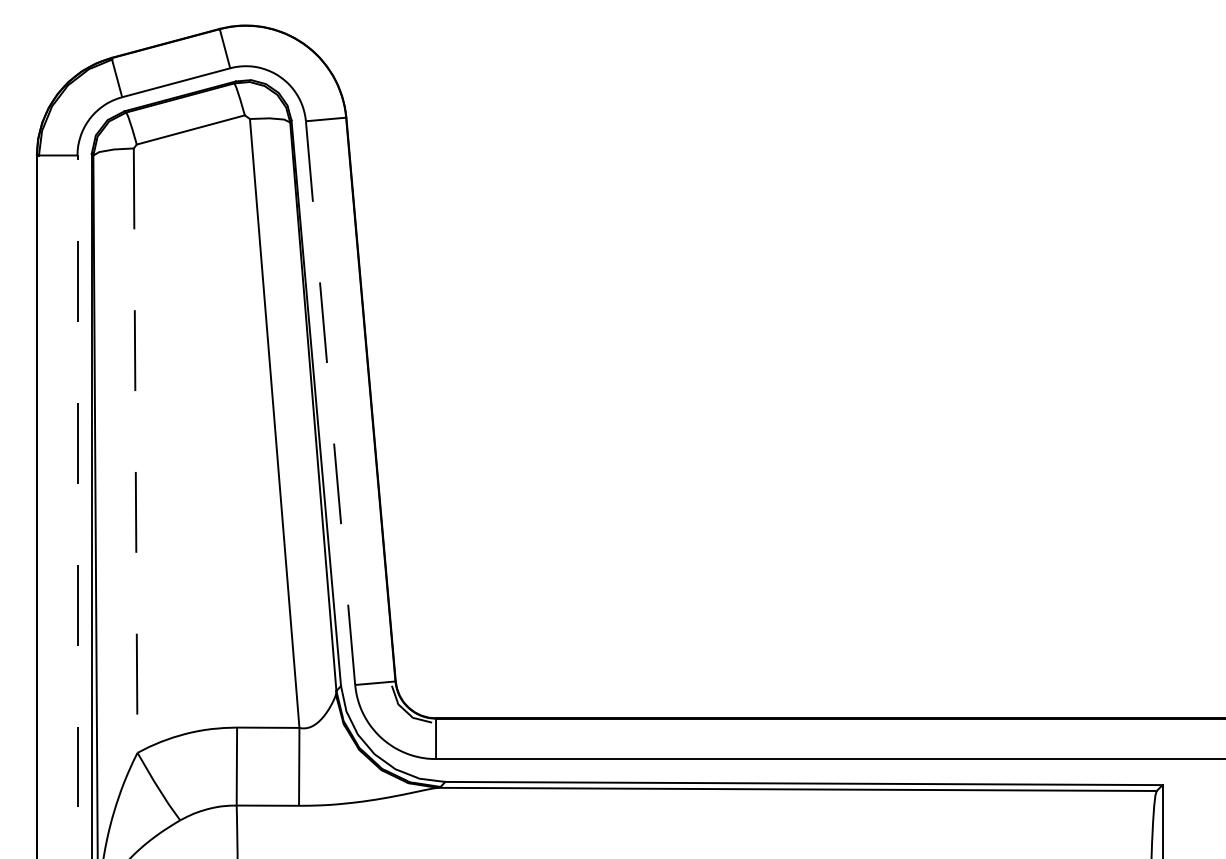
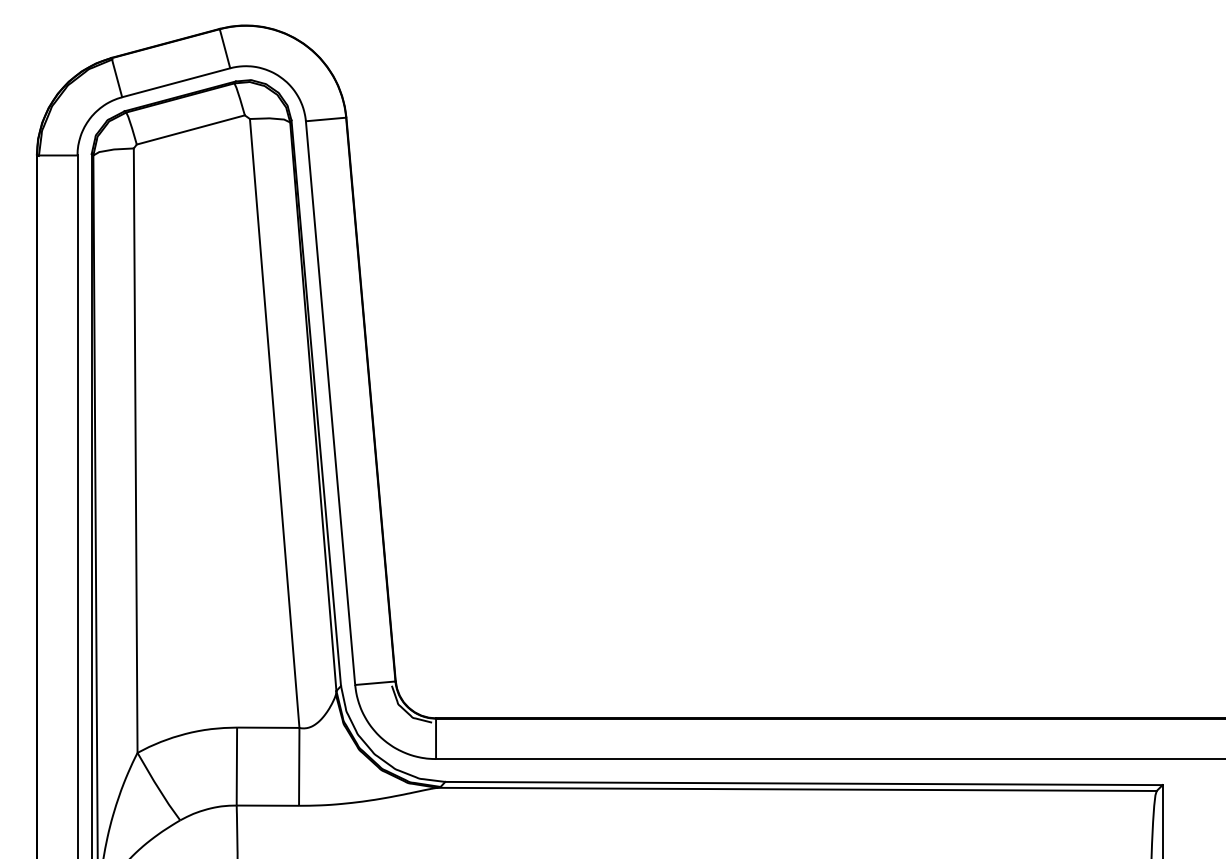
line: dashed -> solid (330, 403)
line: dashed -> solid (135, 451)
line: dashed -> solid (77, 506)
